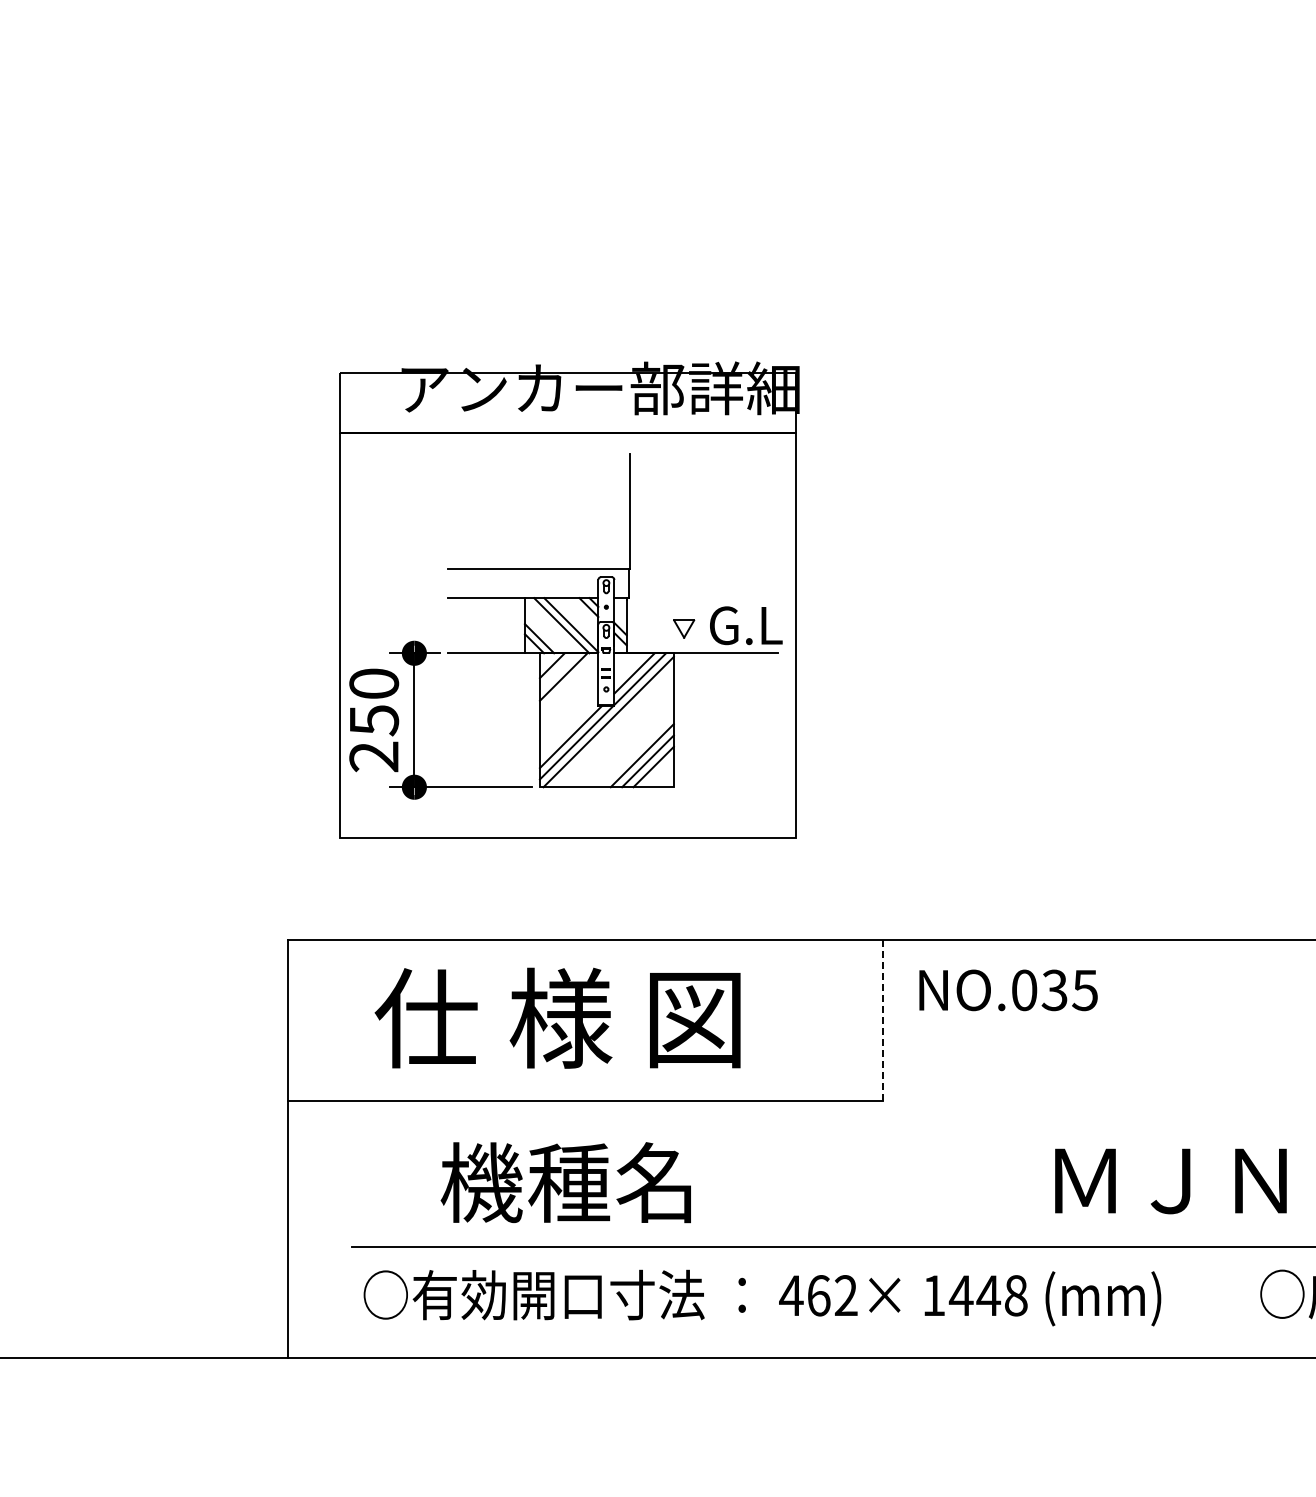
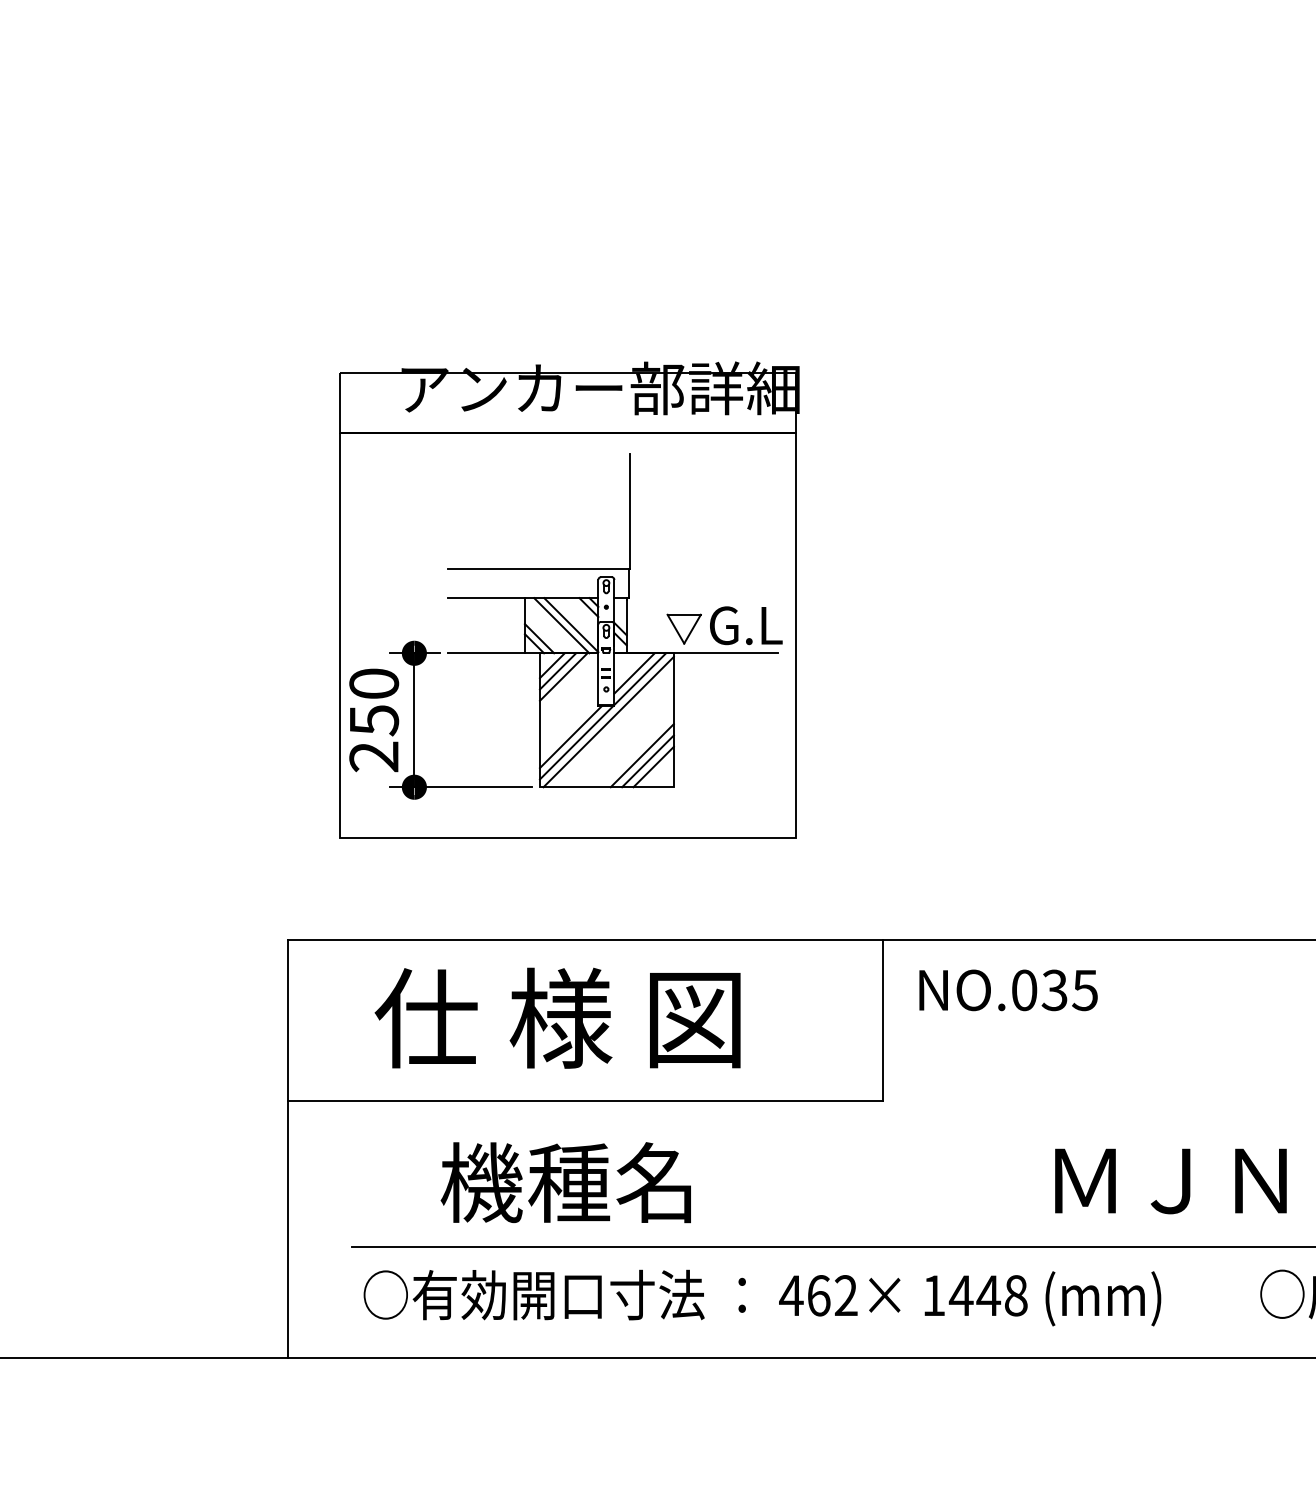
part size: 23x20 px -> 36x32 px (683, 628)
line: none -> present (557, 671)
line: dashed -> solid (882, 1020)
